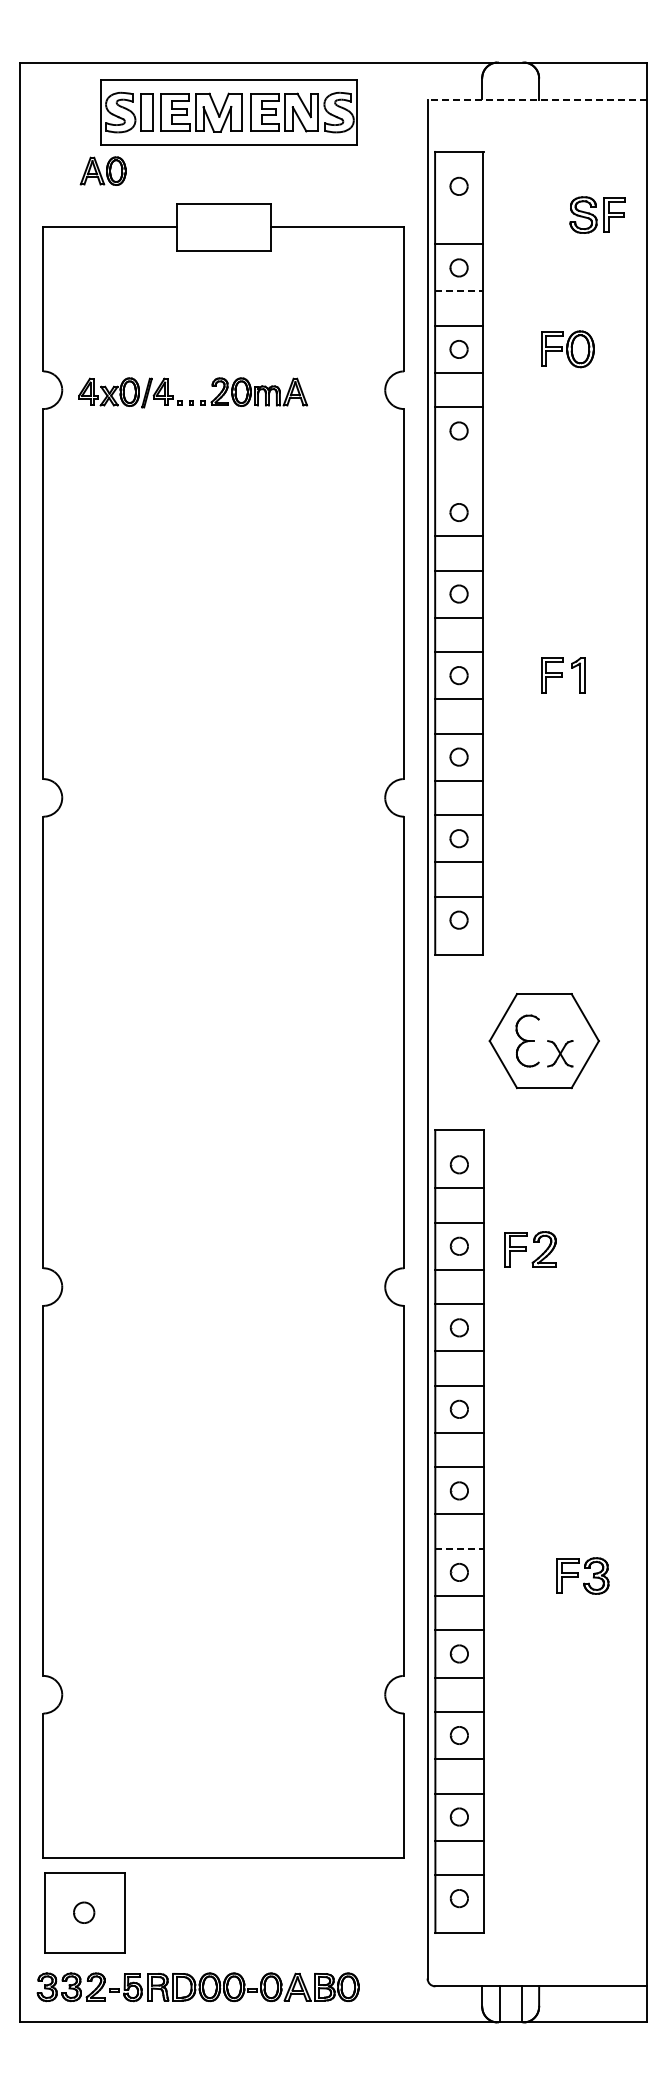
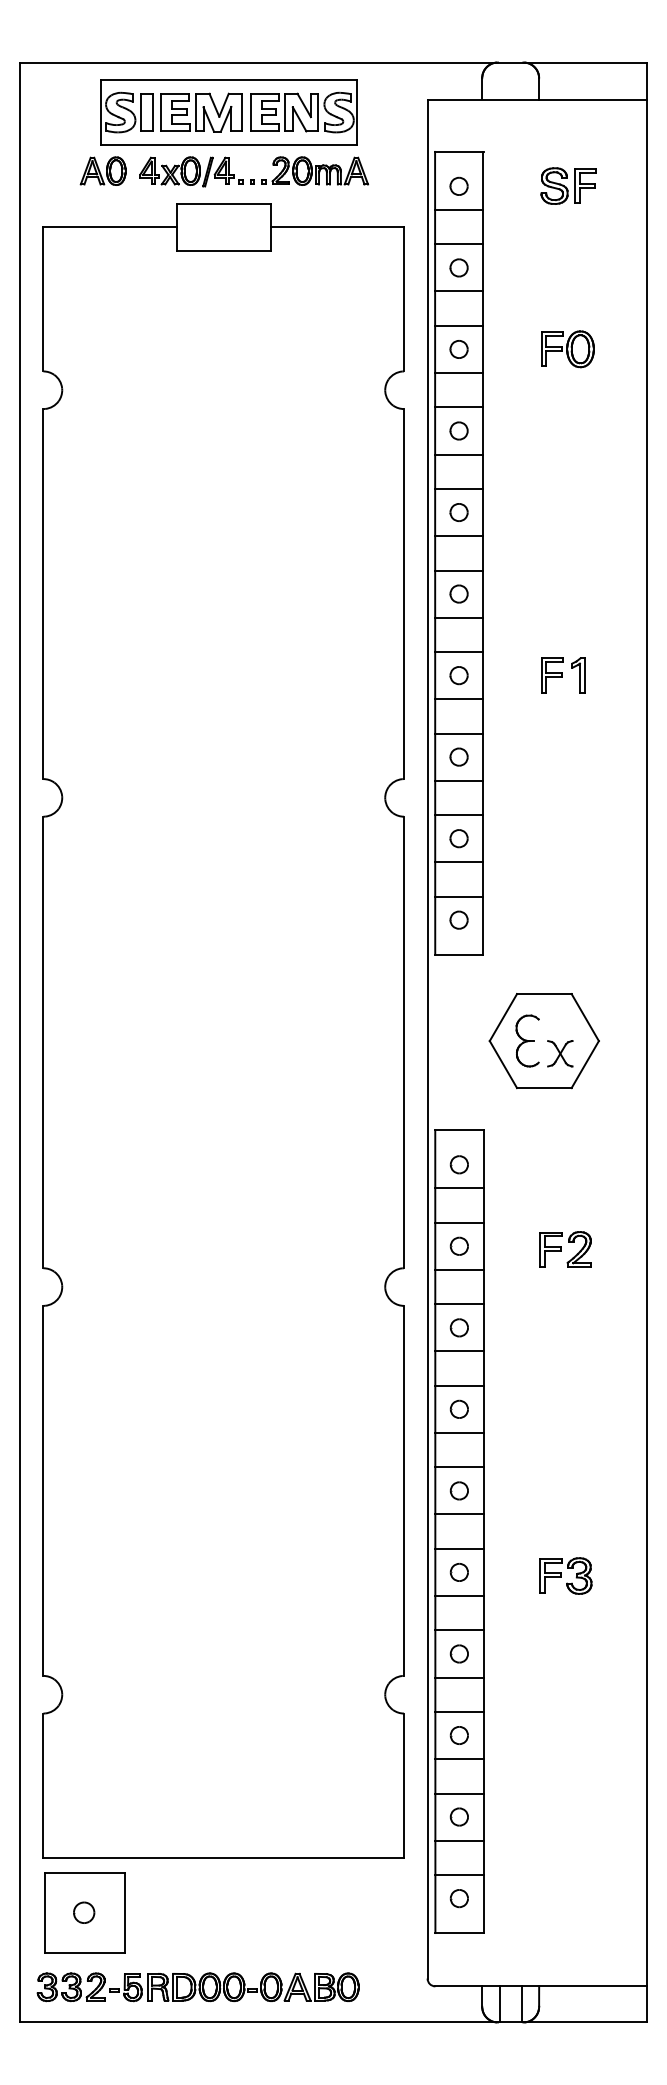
line: dashed -> solid (537, 100)
line: none -> present (459, 209)
part position: (597, 214) -> (568, 185) (568, 185)
line: dashed -> solid (459, 291)
part position: (192, 400) -> (253, 179) (253, 179)
line: none -> present (459, 454)
line: none -> present (459, 489)
part position: (530, 1249) -> (565, 1249) (565, 1249)
line: dashed -> solid (460, 1548)
part position: (582, 1575) -> (565, 1575) (565, 1575)
